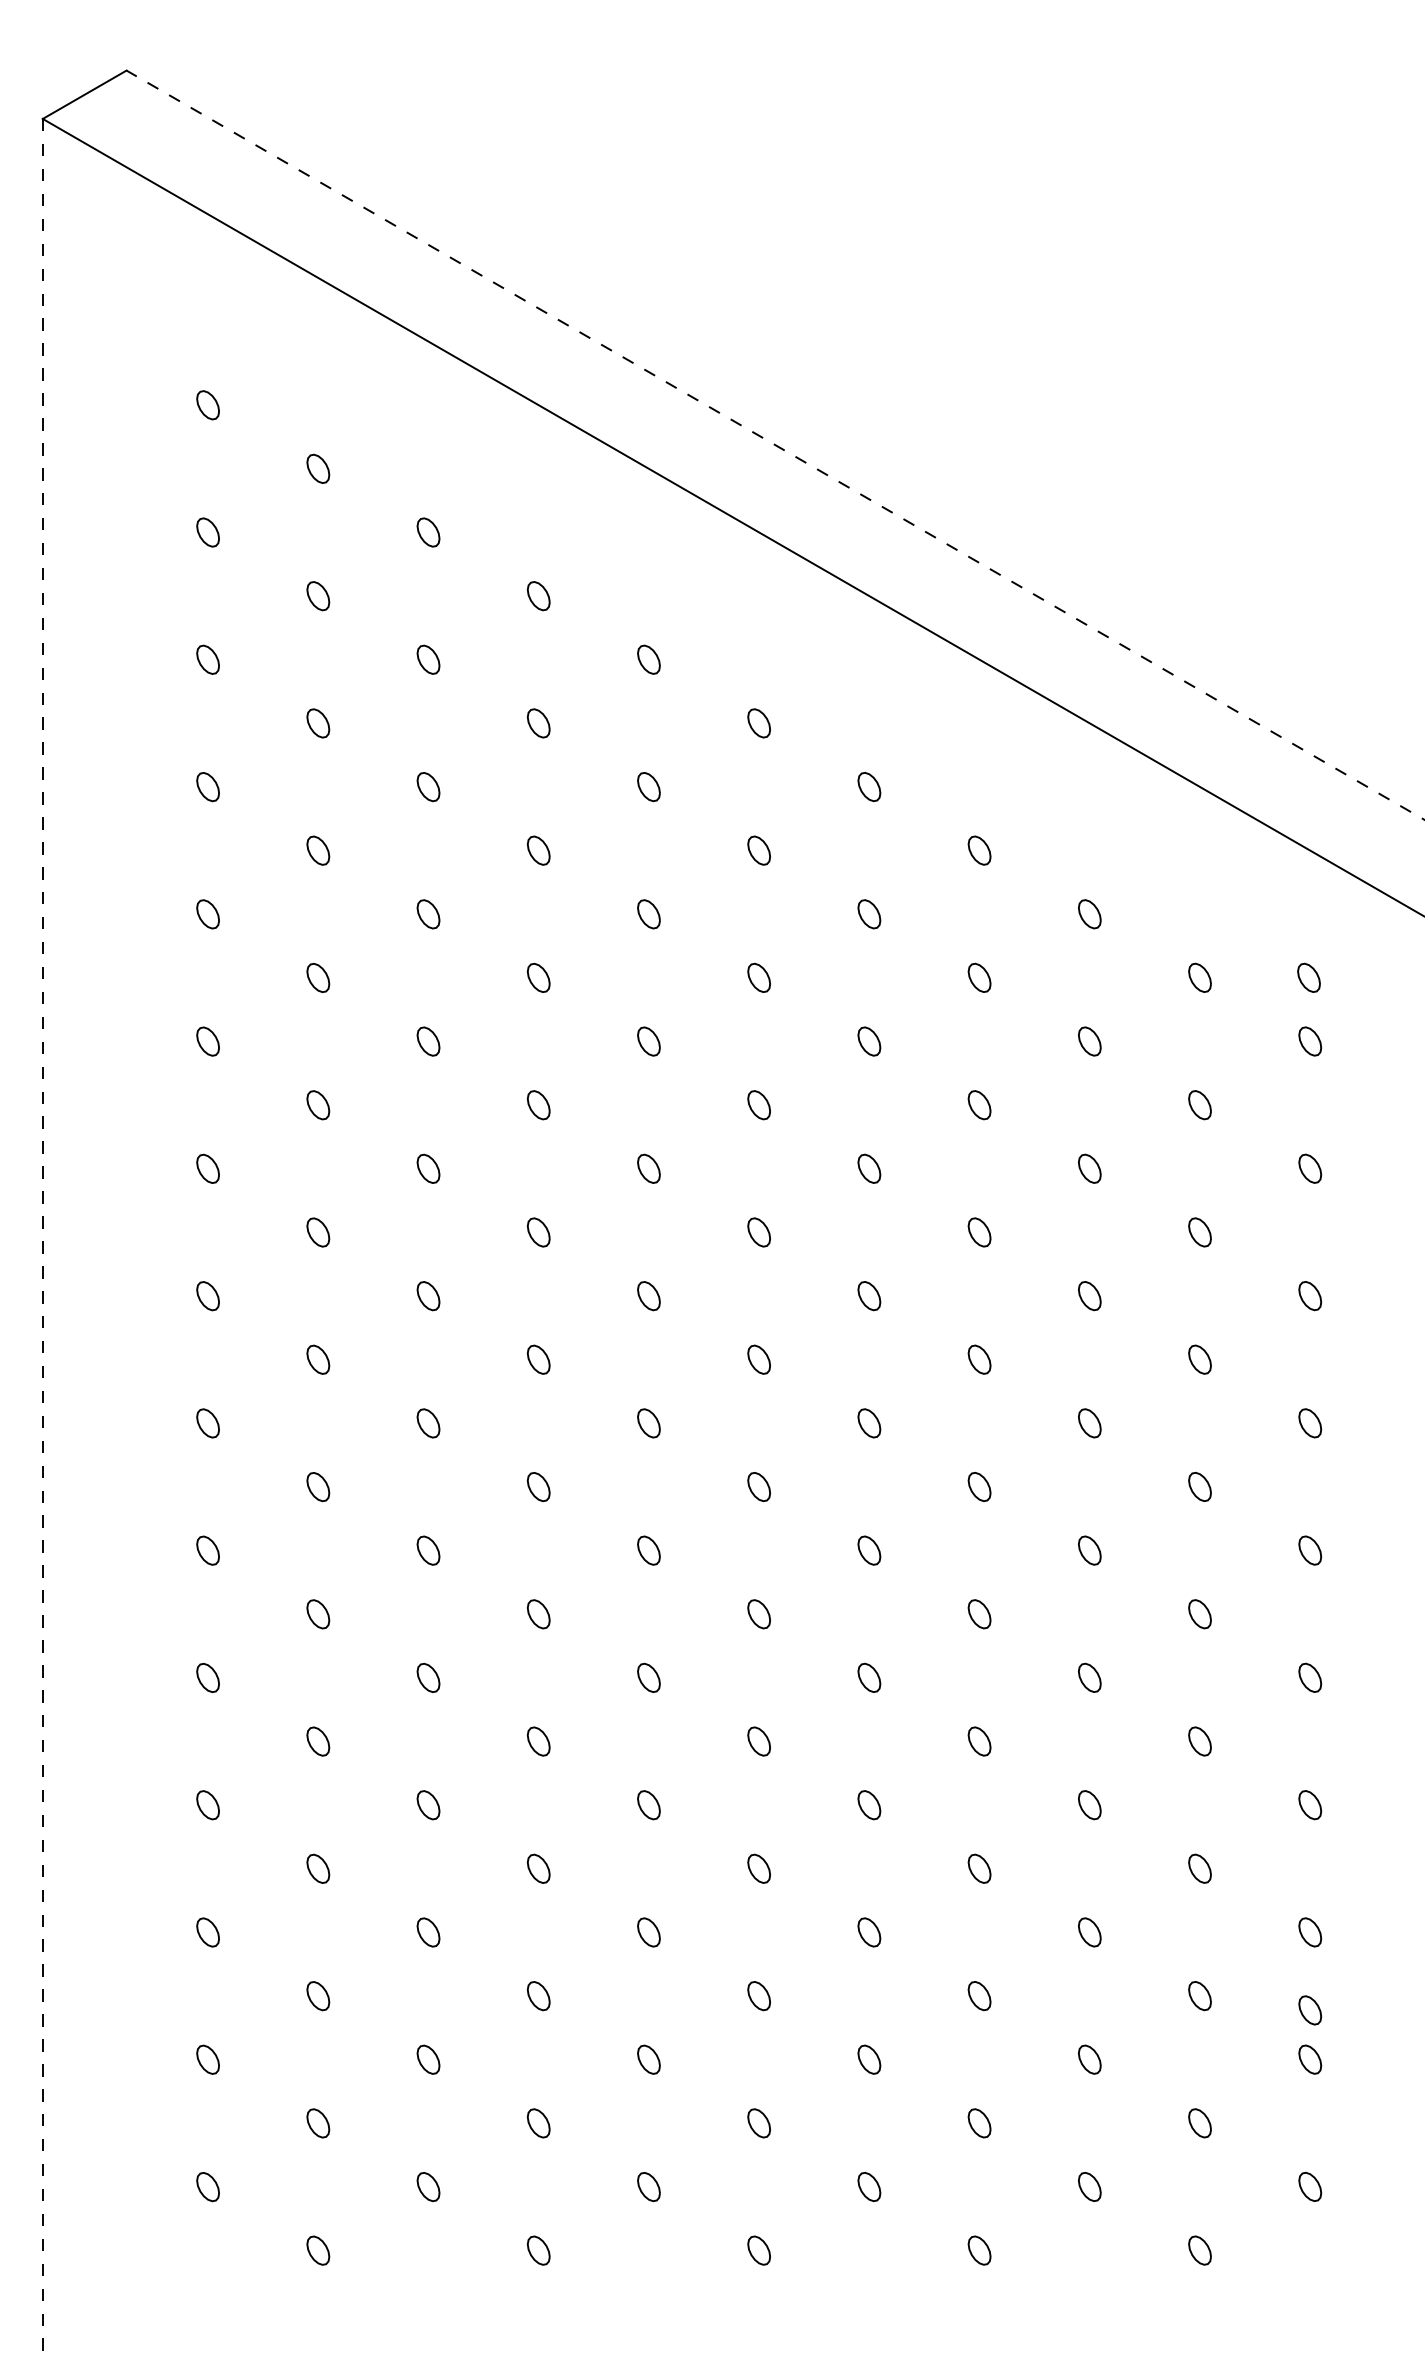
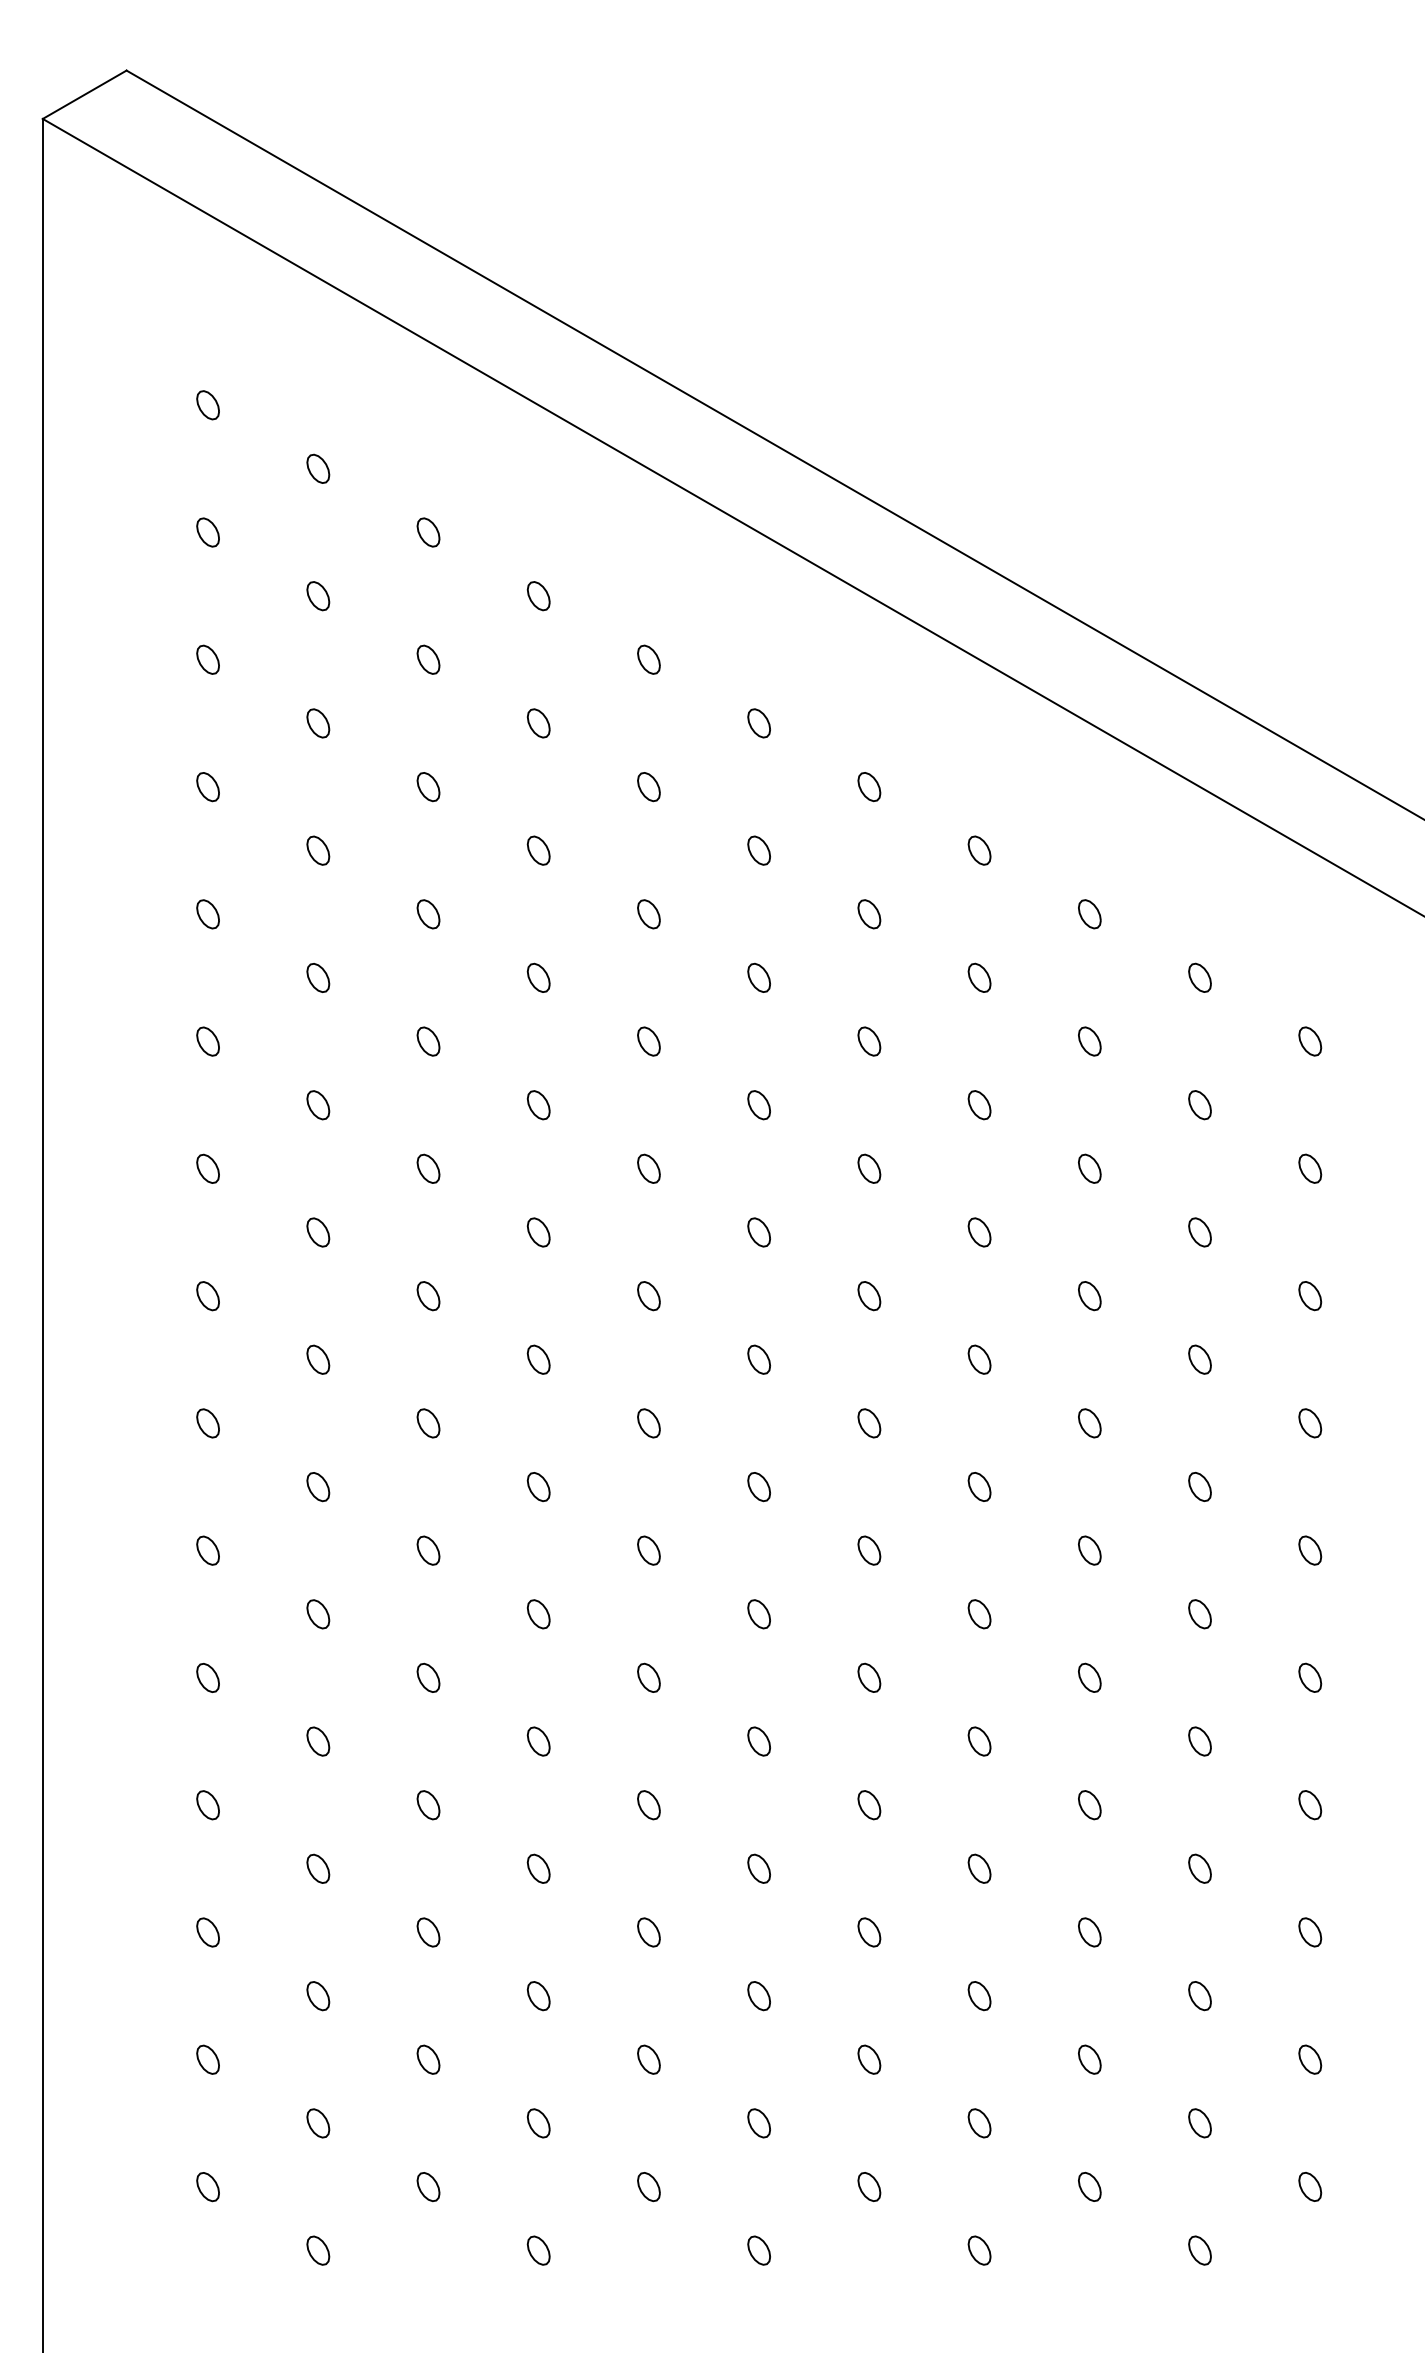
line: dashed -> solid (775, 444)
part: present -> none (1308, 977)
line: dashed -> solid (42, 1236)
part: present -> none (1310, 2010)
